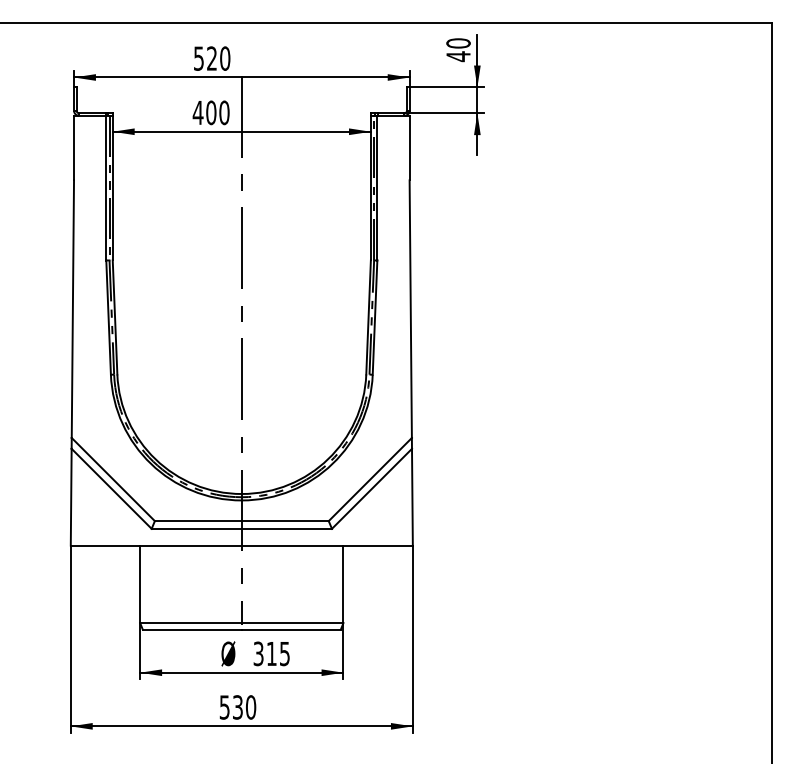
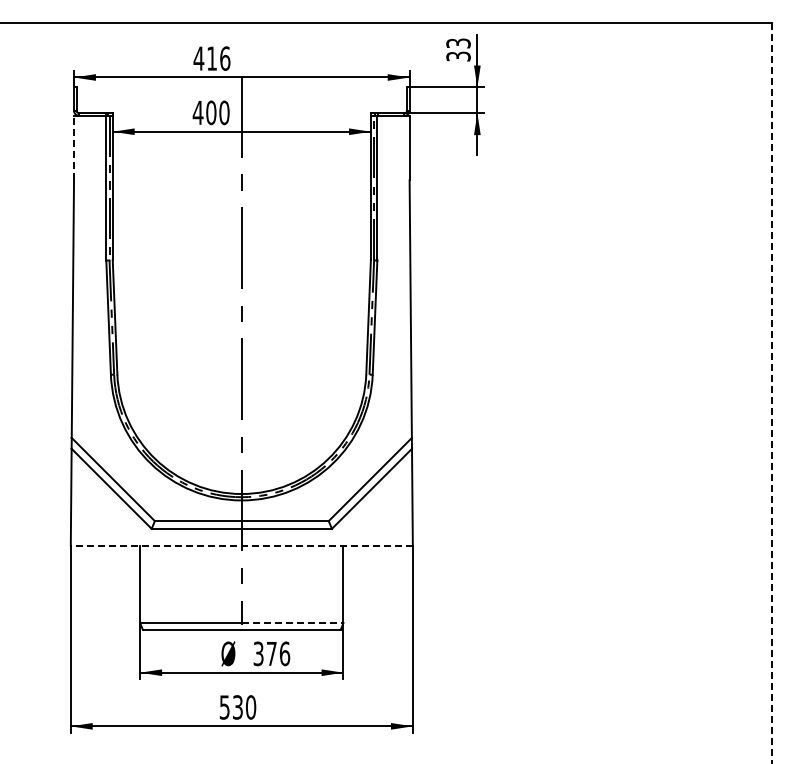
text: 40 -> 33 (458, 50)
text: 520 -> 416 (211, 58)
line: solid -> dashed (74, 147)
line: solid -> dashed (772, 393)
line: solid -> dashed (241, 545)
line: solid -> dashed (292, 623)
text: 315 -> 376 (278, 653)
